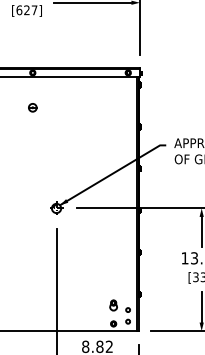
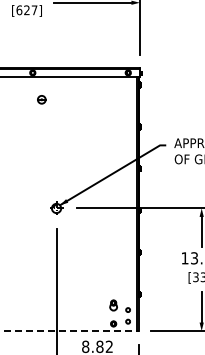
part position: (32, 107) -> (41, 99) (41, 99)
line: solid -> dashed (69, 331)
